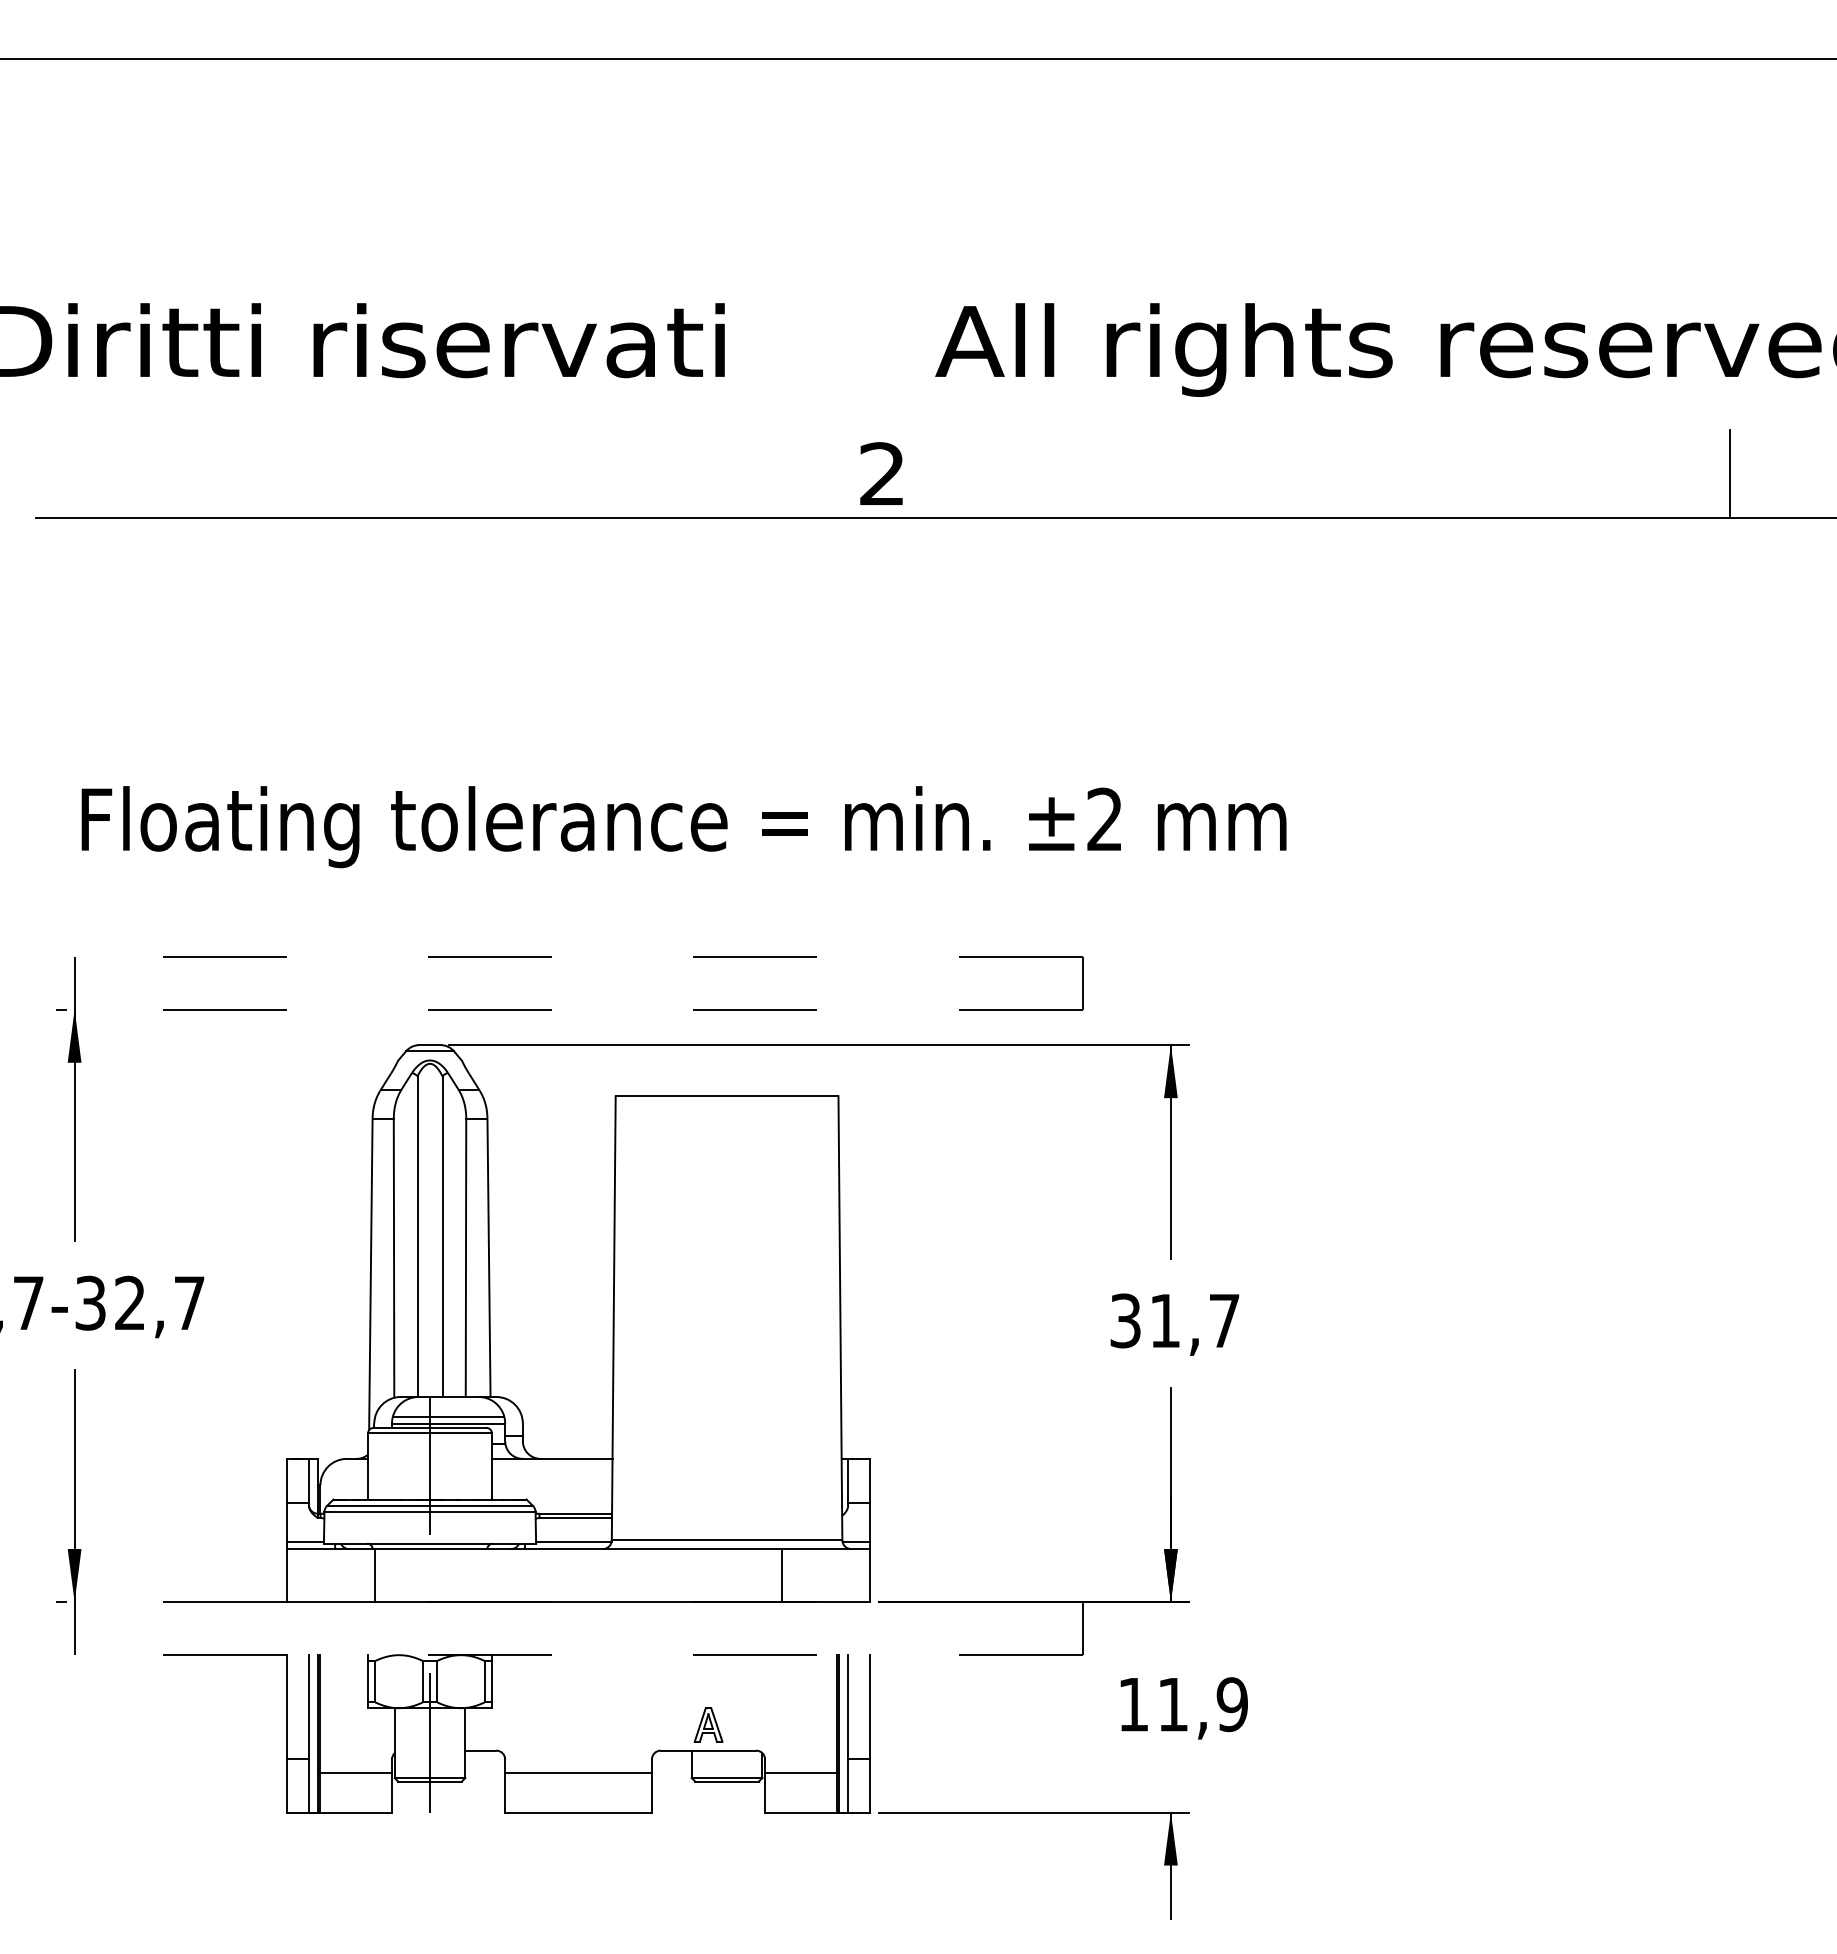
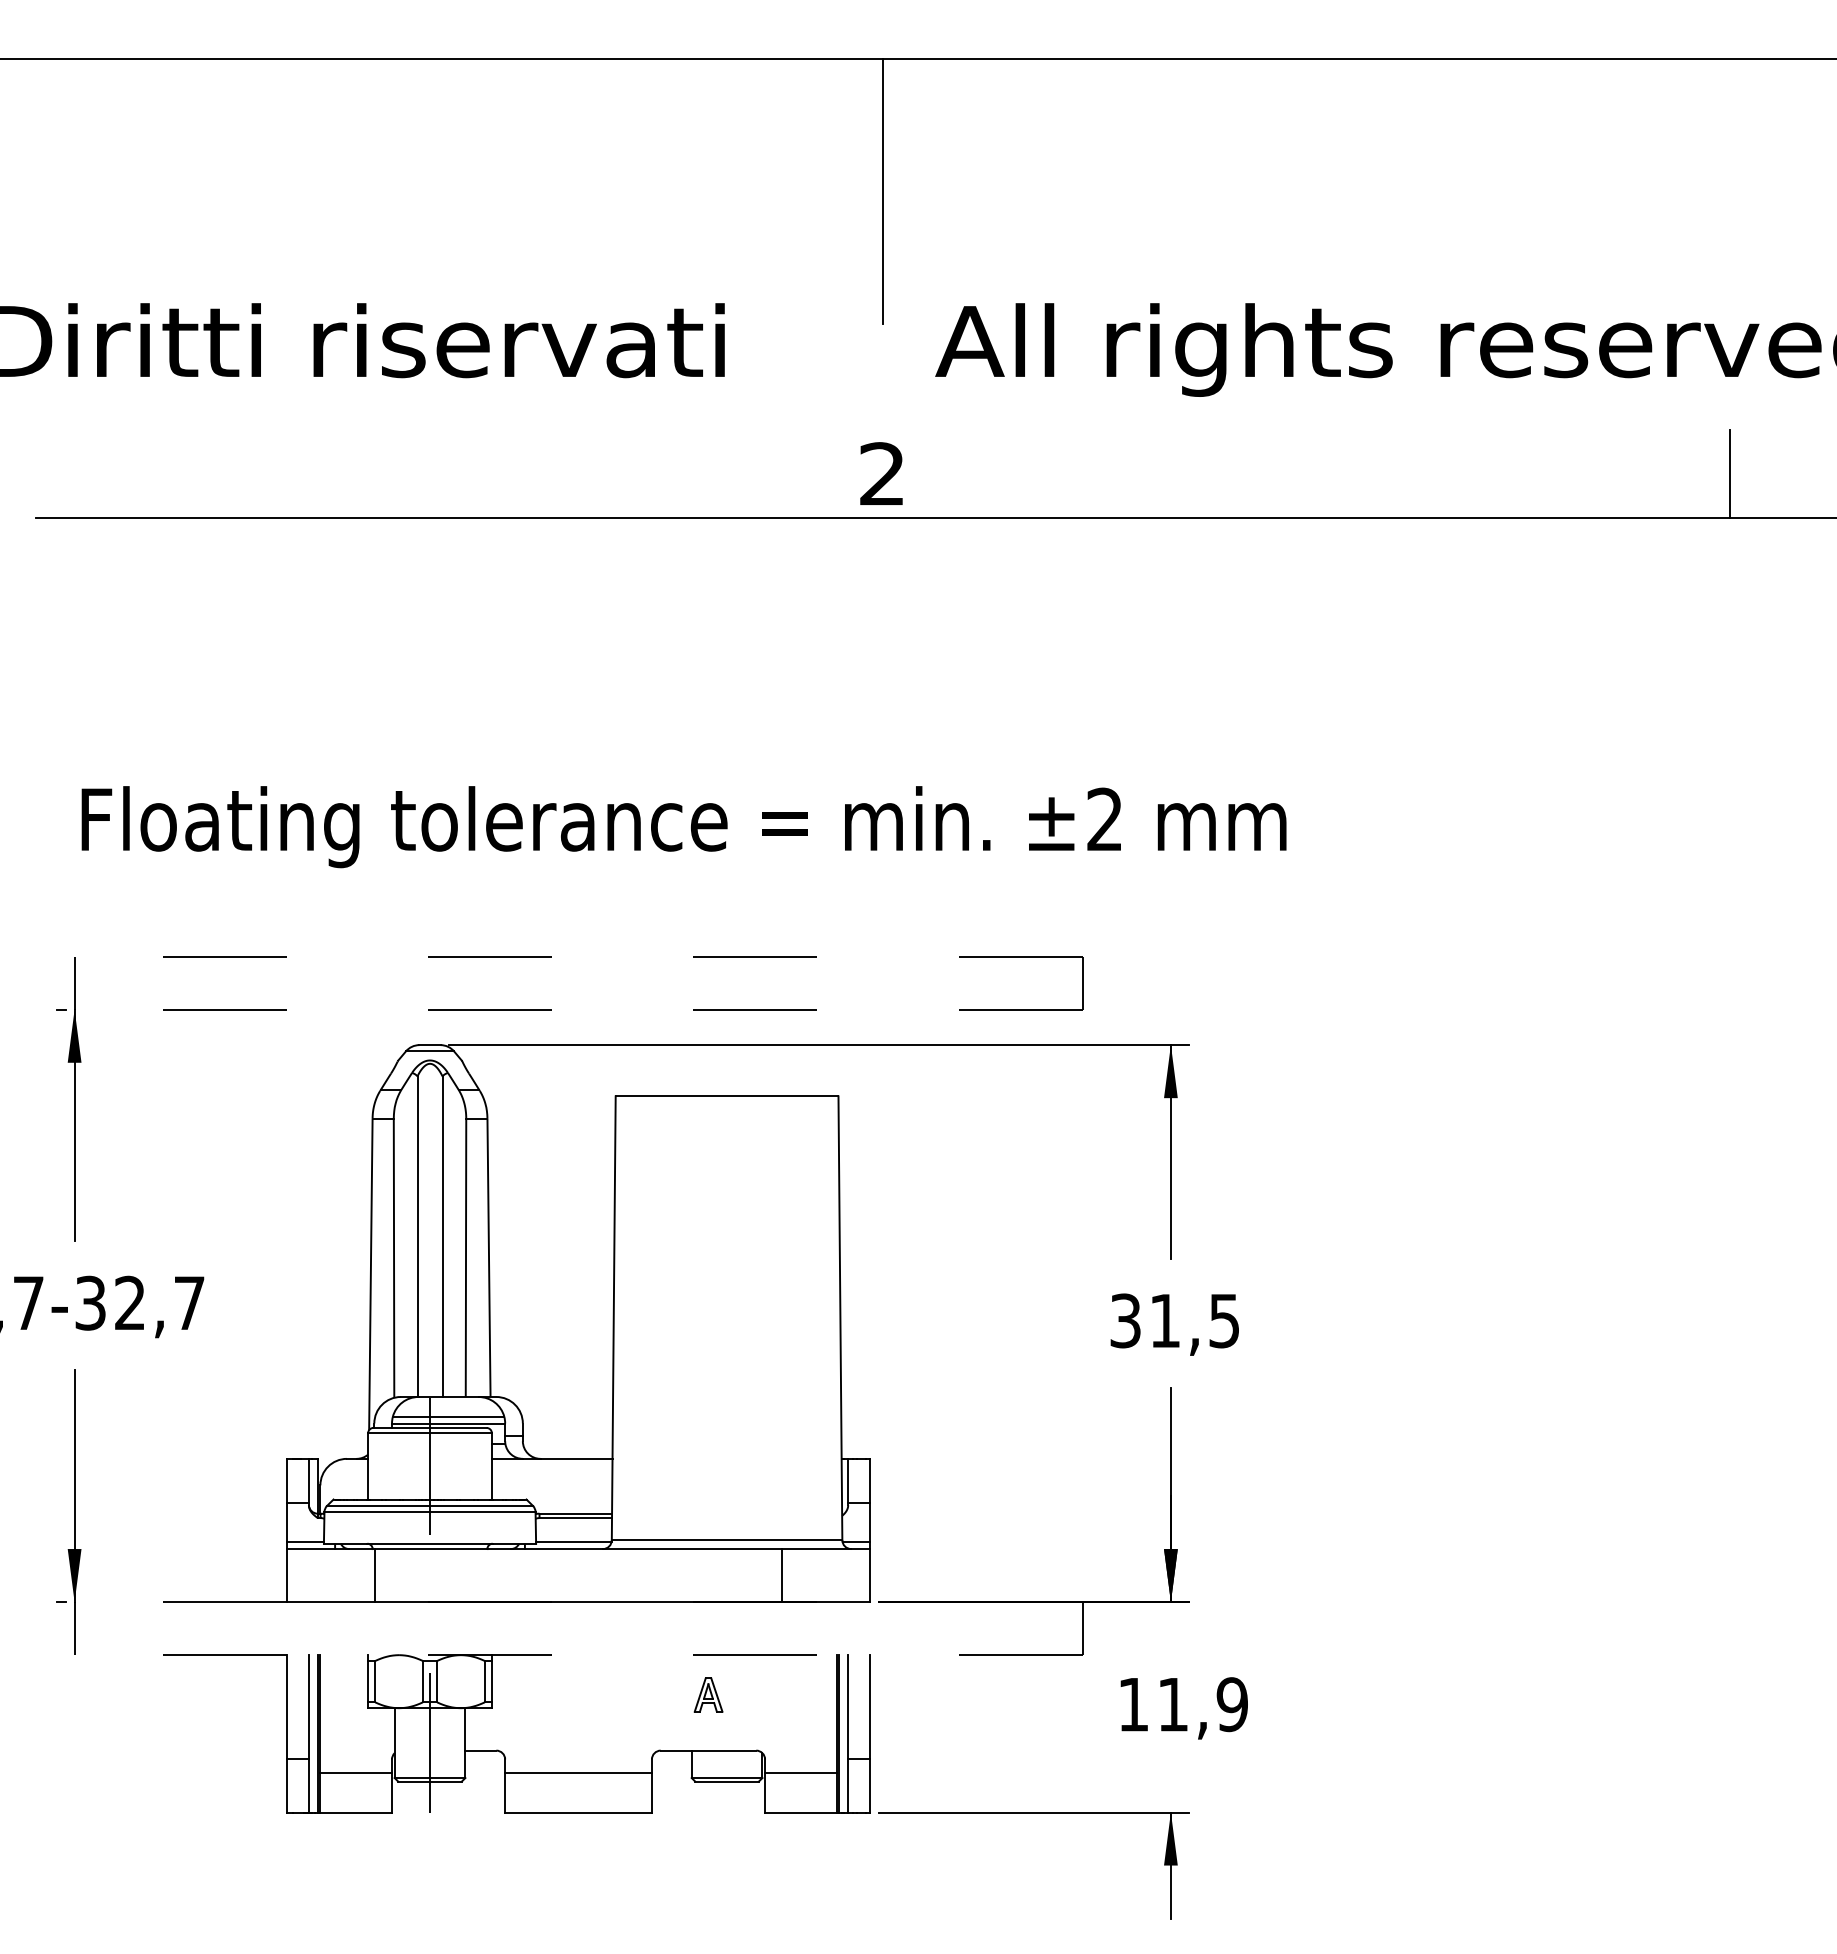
line: none -> present (882, 190)
text: 31,7 -> 31,5 (1224, 1321)
part position: (708, 1724) -> (708, 1694) (708, 1694)
